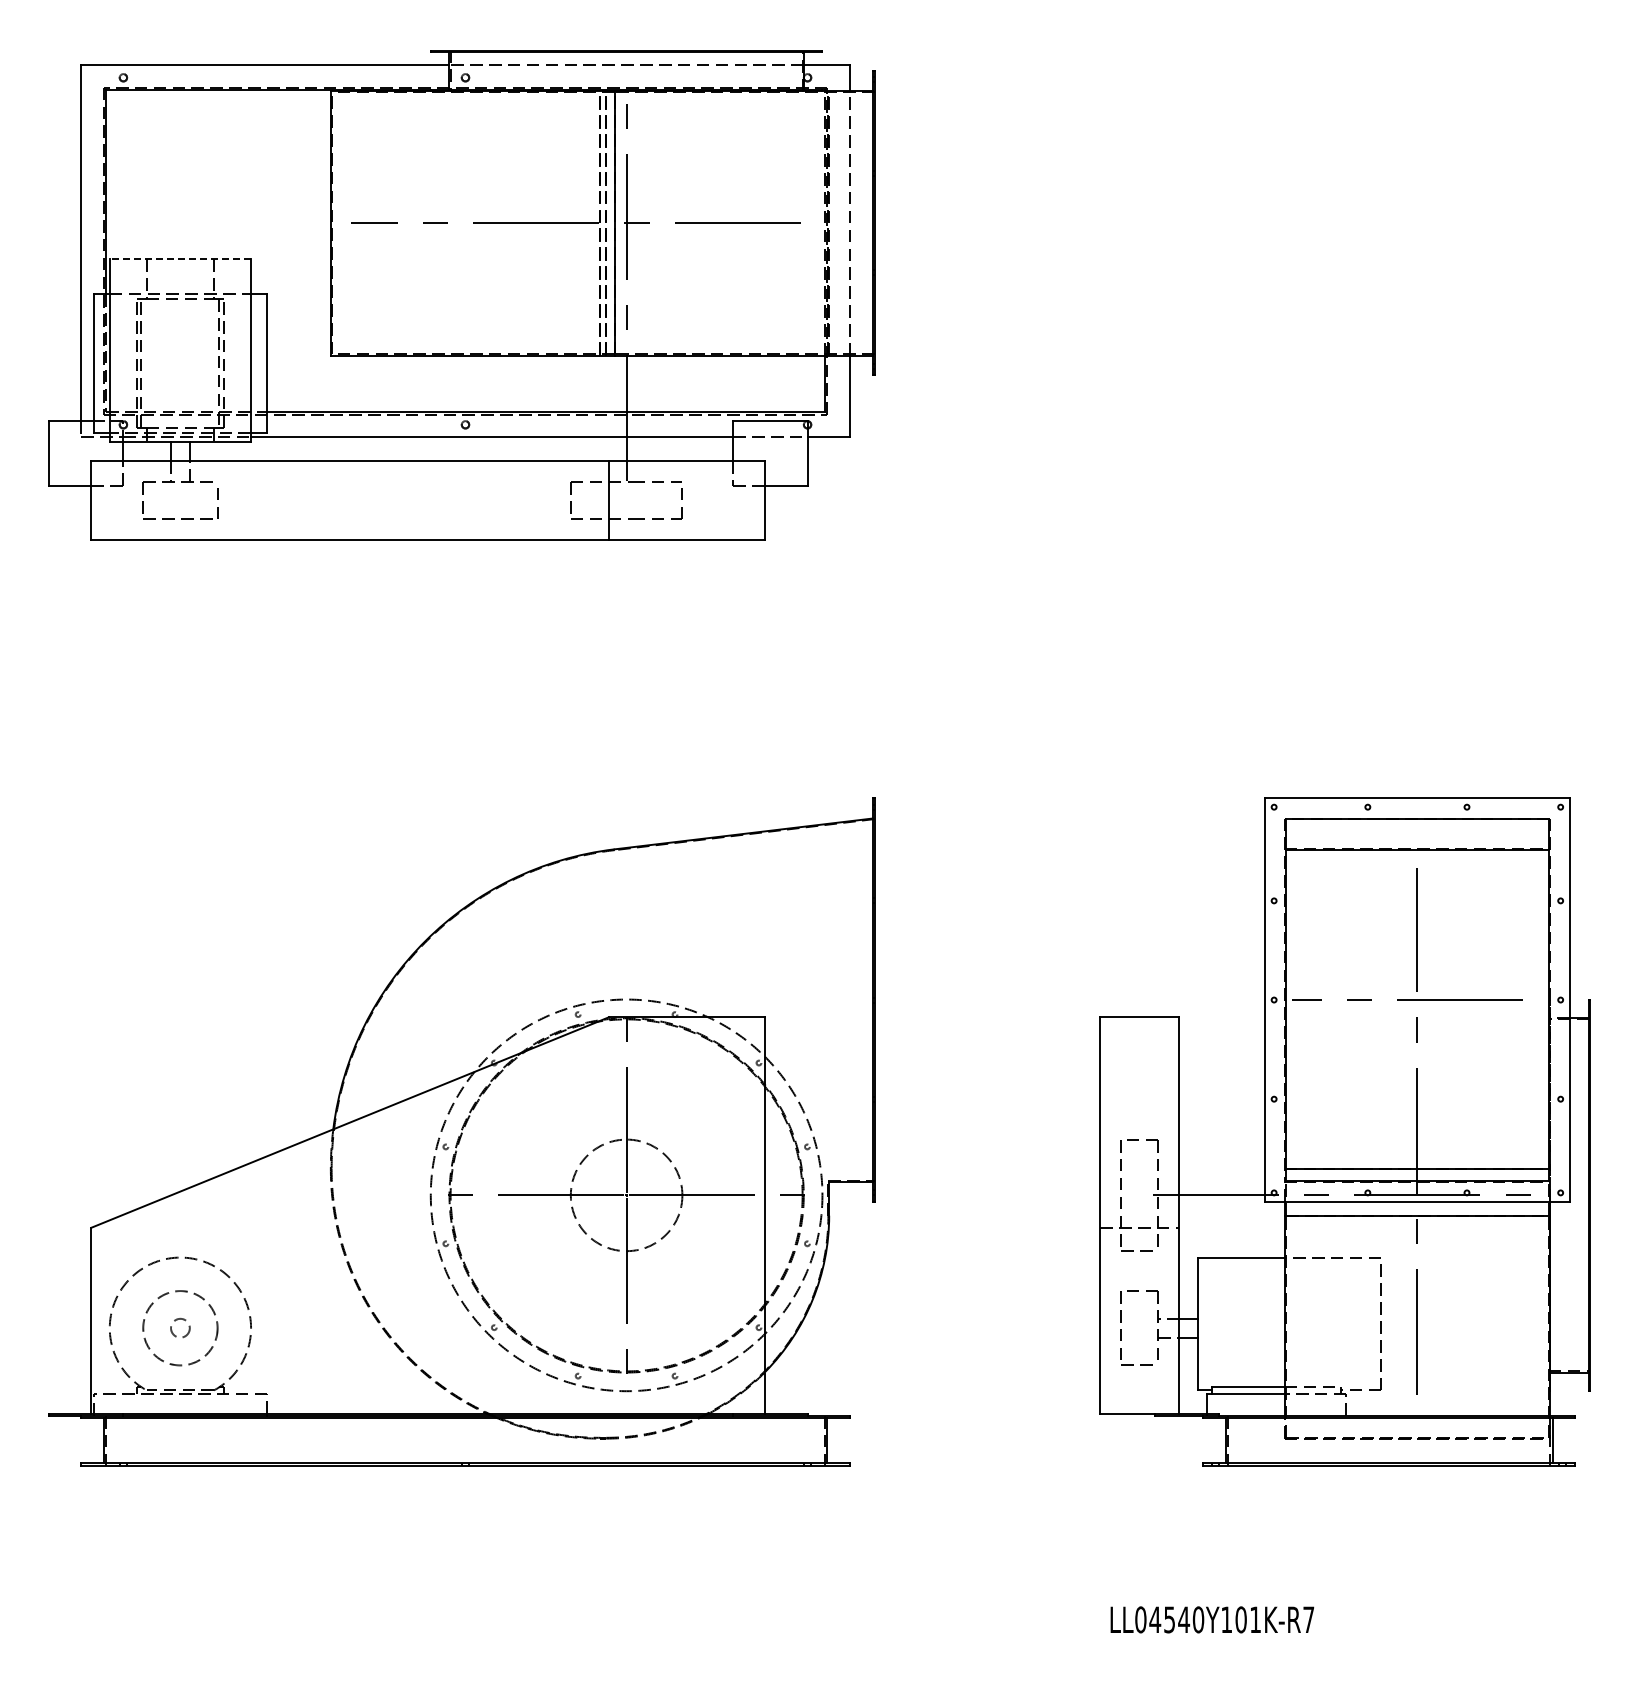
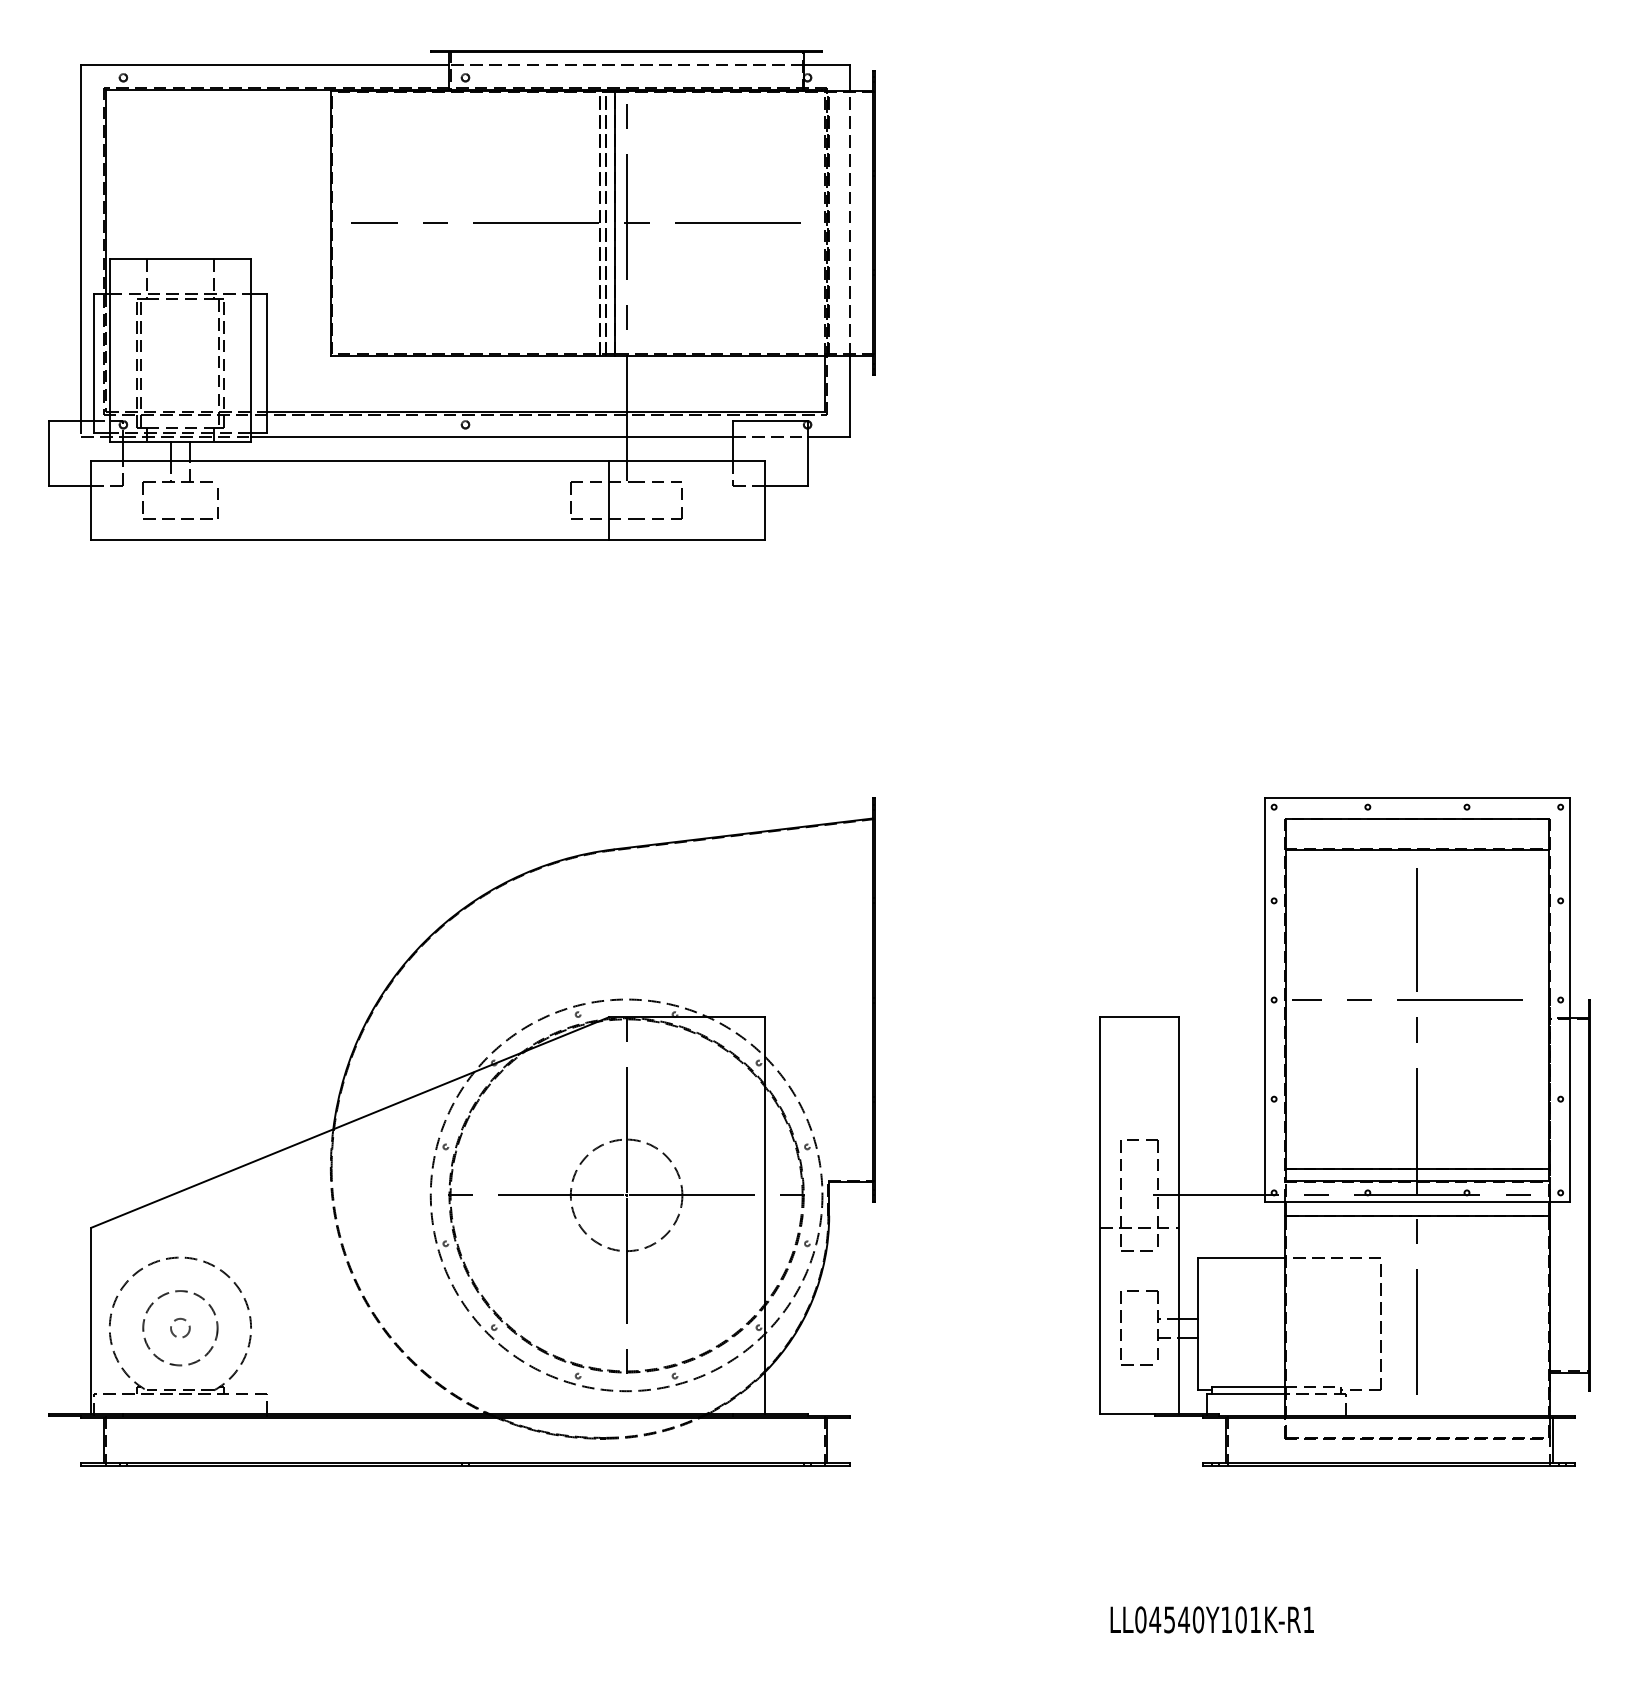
line: dashed -> solid (180, 259)
text: LL04540Y101K-R7 -> LL04540Y101K-R1 (1308, 1619)
